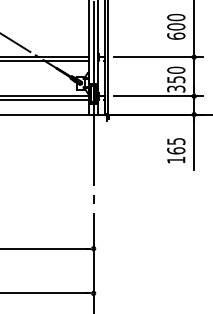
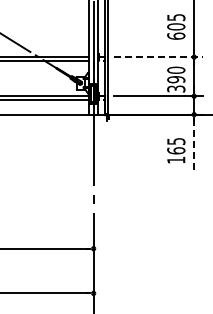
text: 600 -> 605 (176, 17)
line: solid -> dashed (158, 57)
text: 350 -> 390 (175, 79)
line: solid -> dashed (194, 144)
